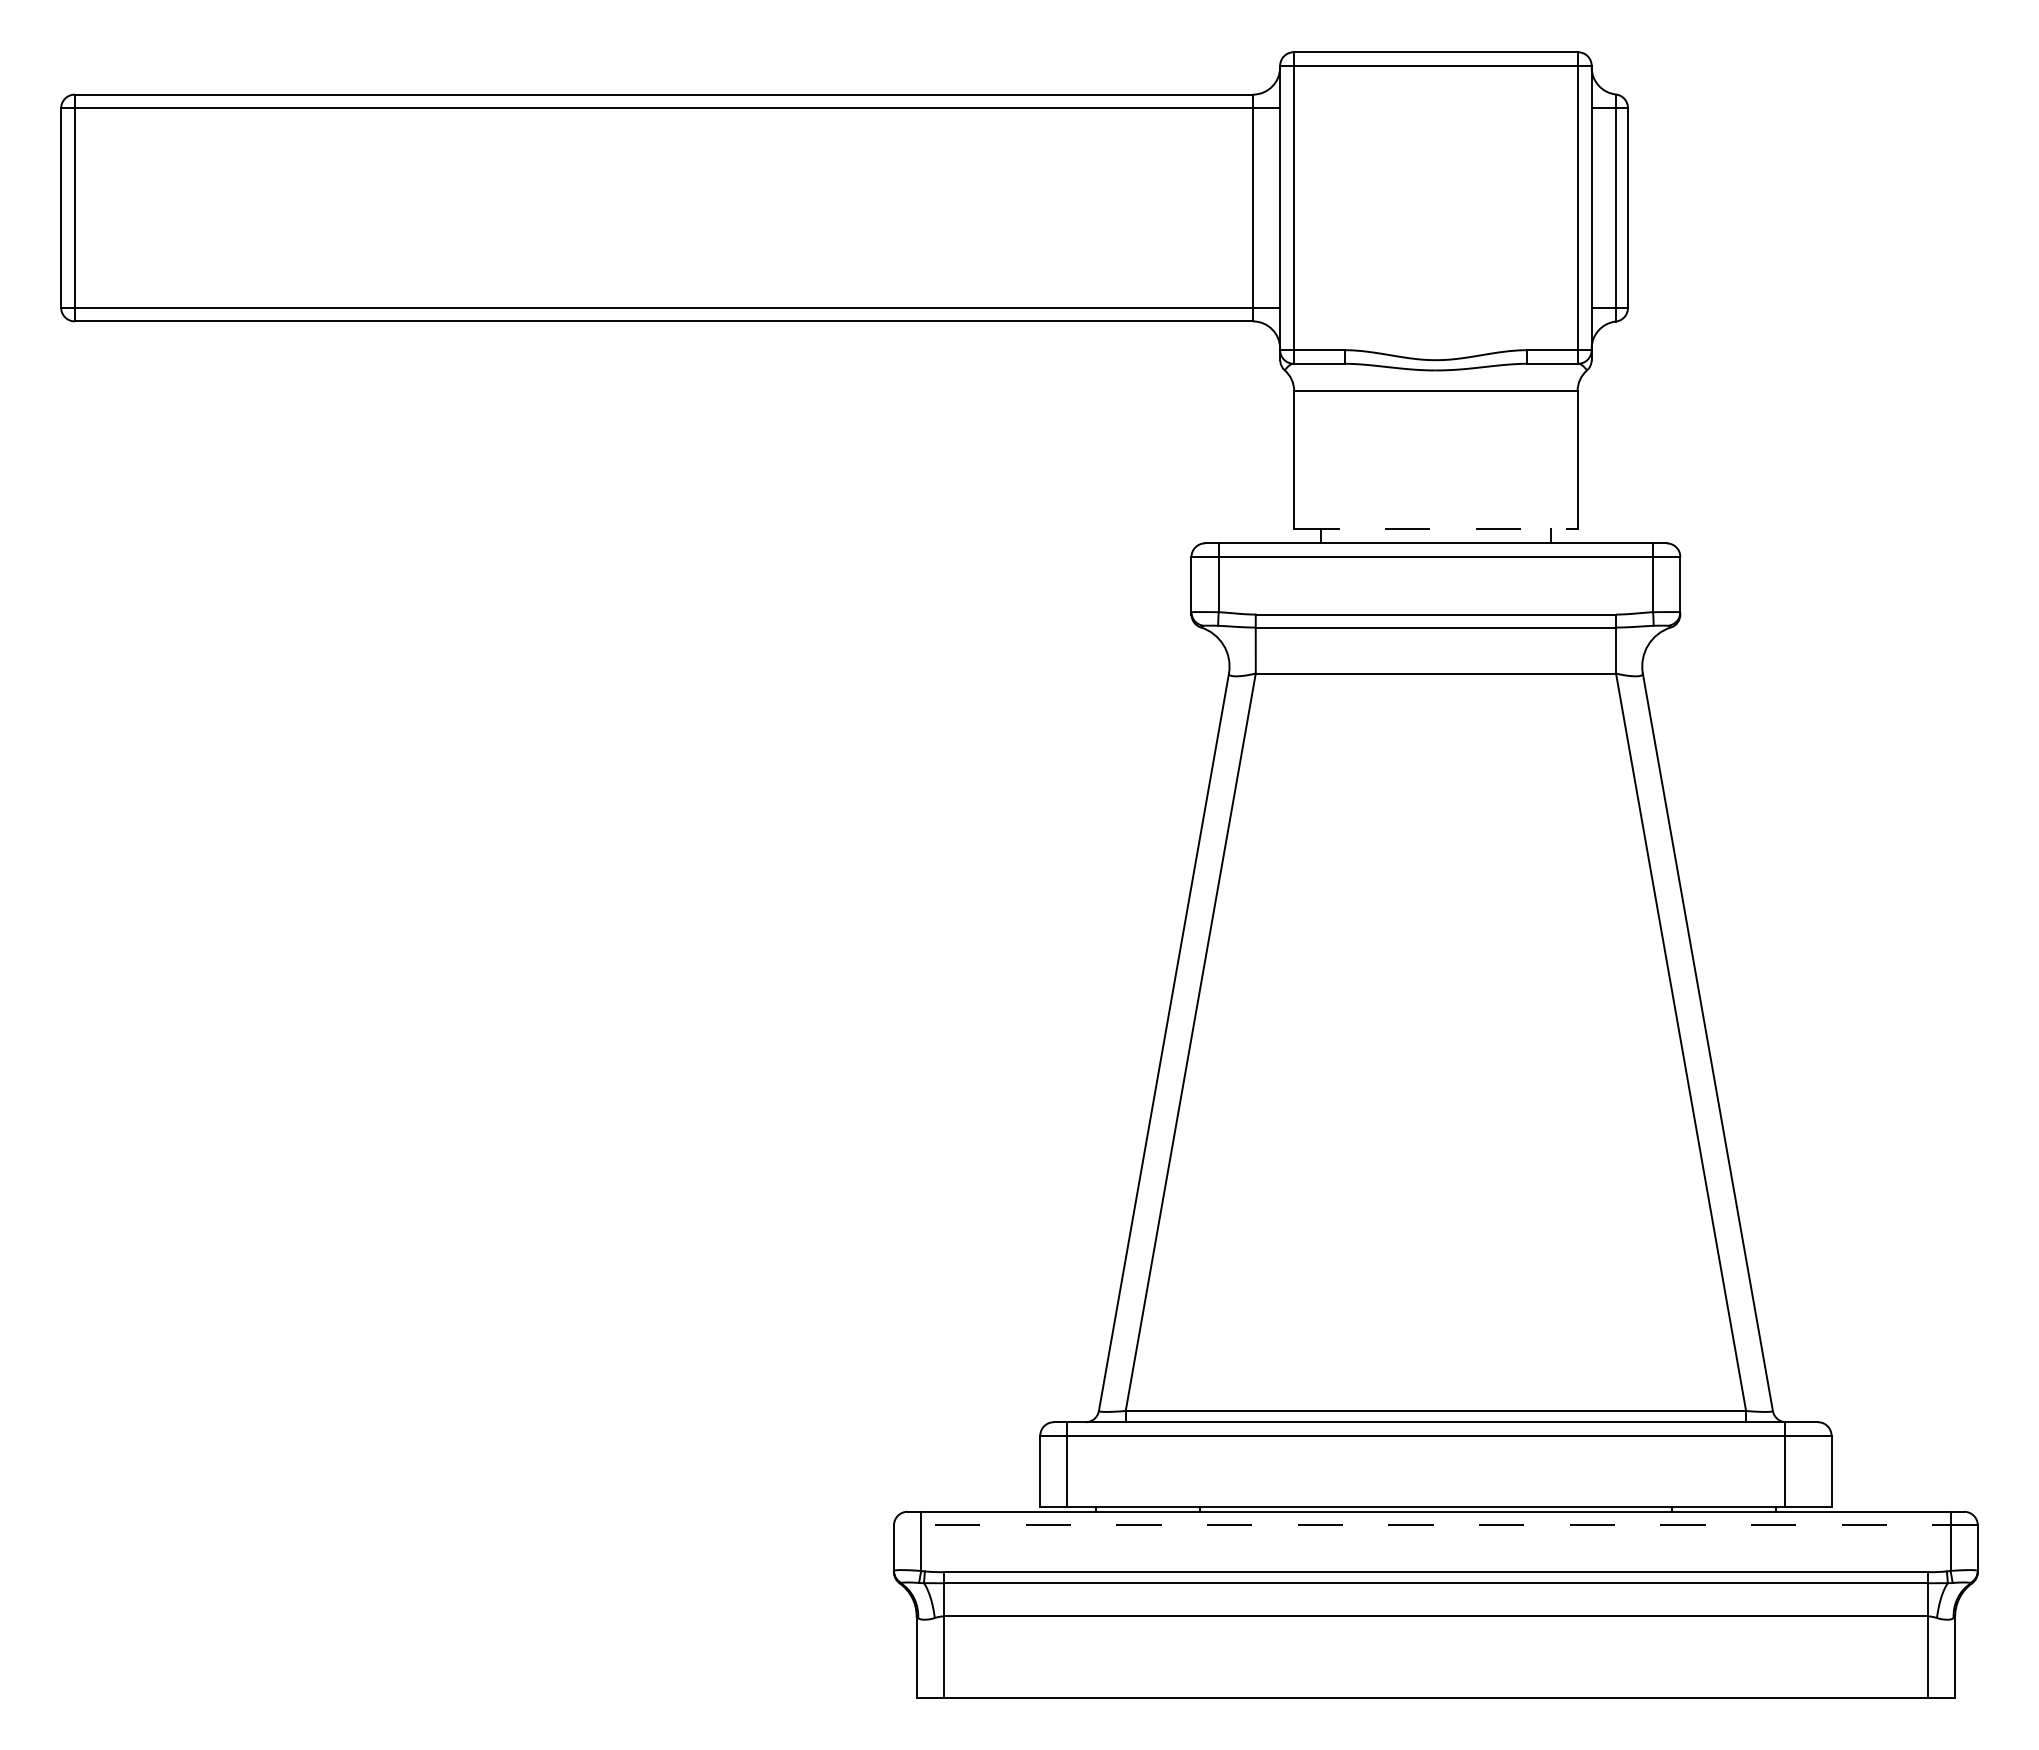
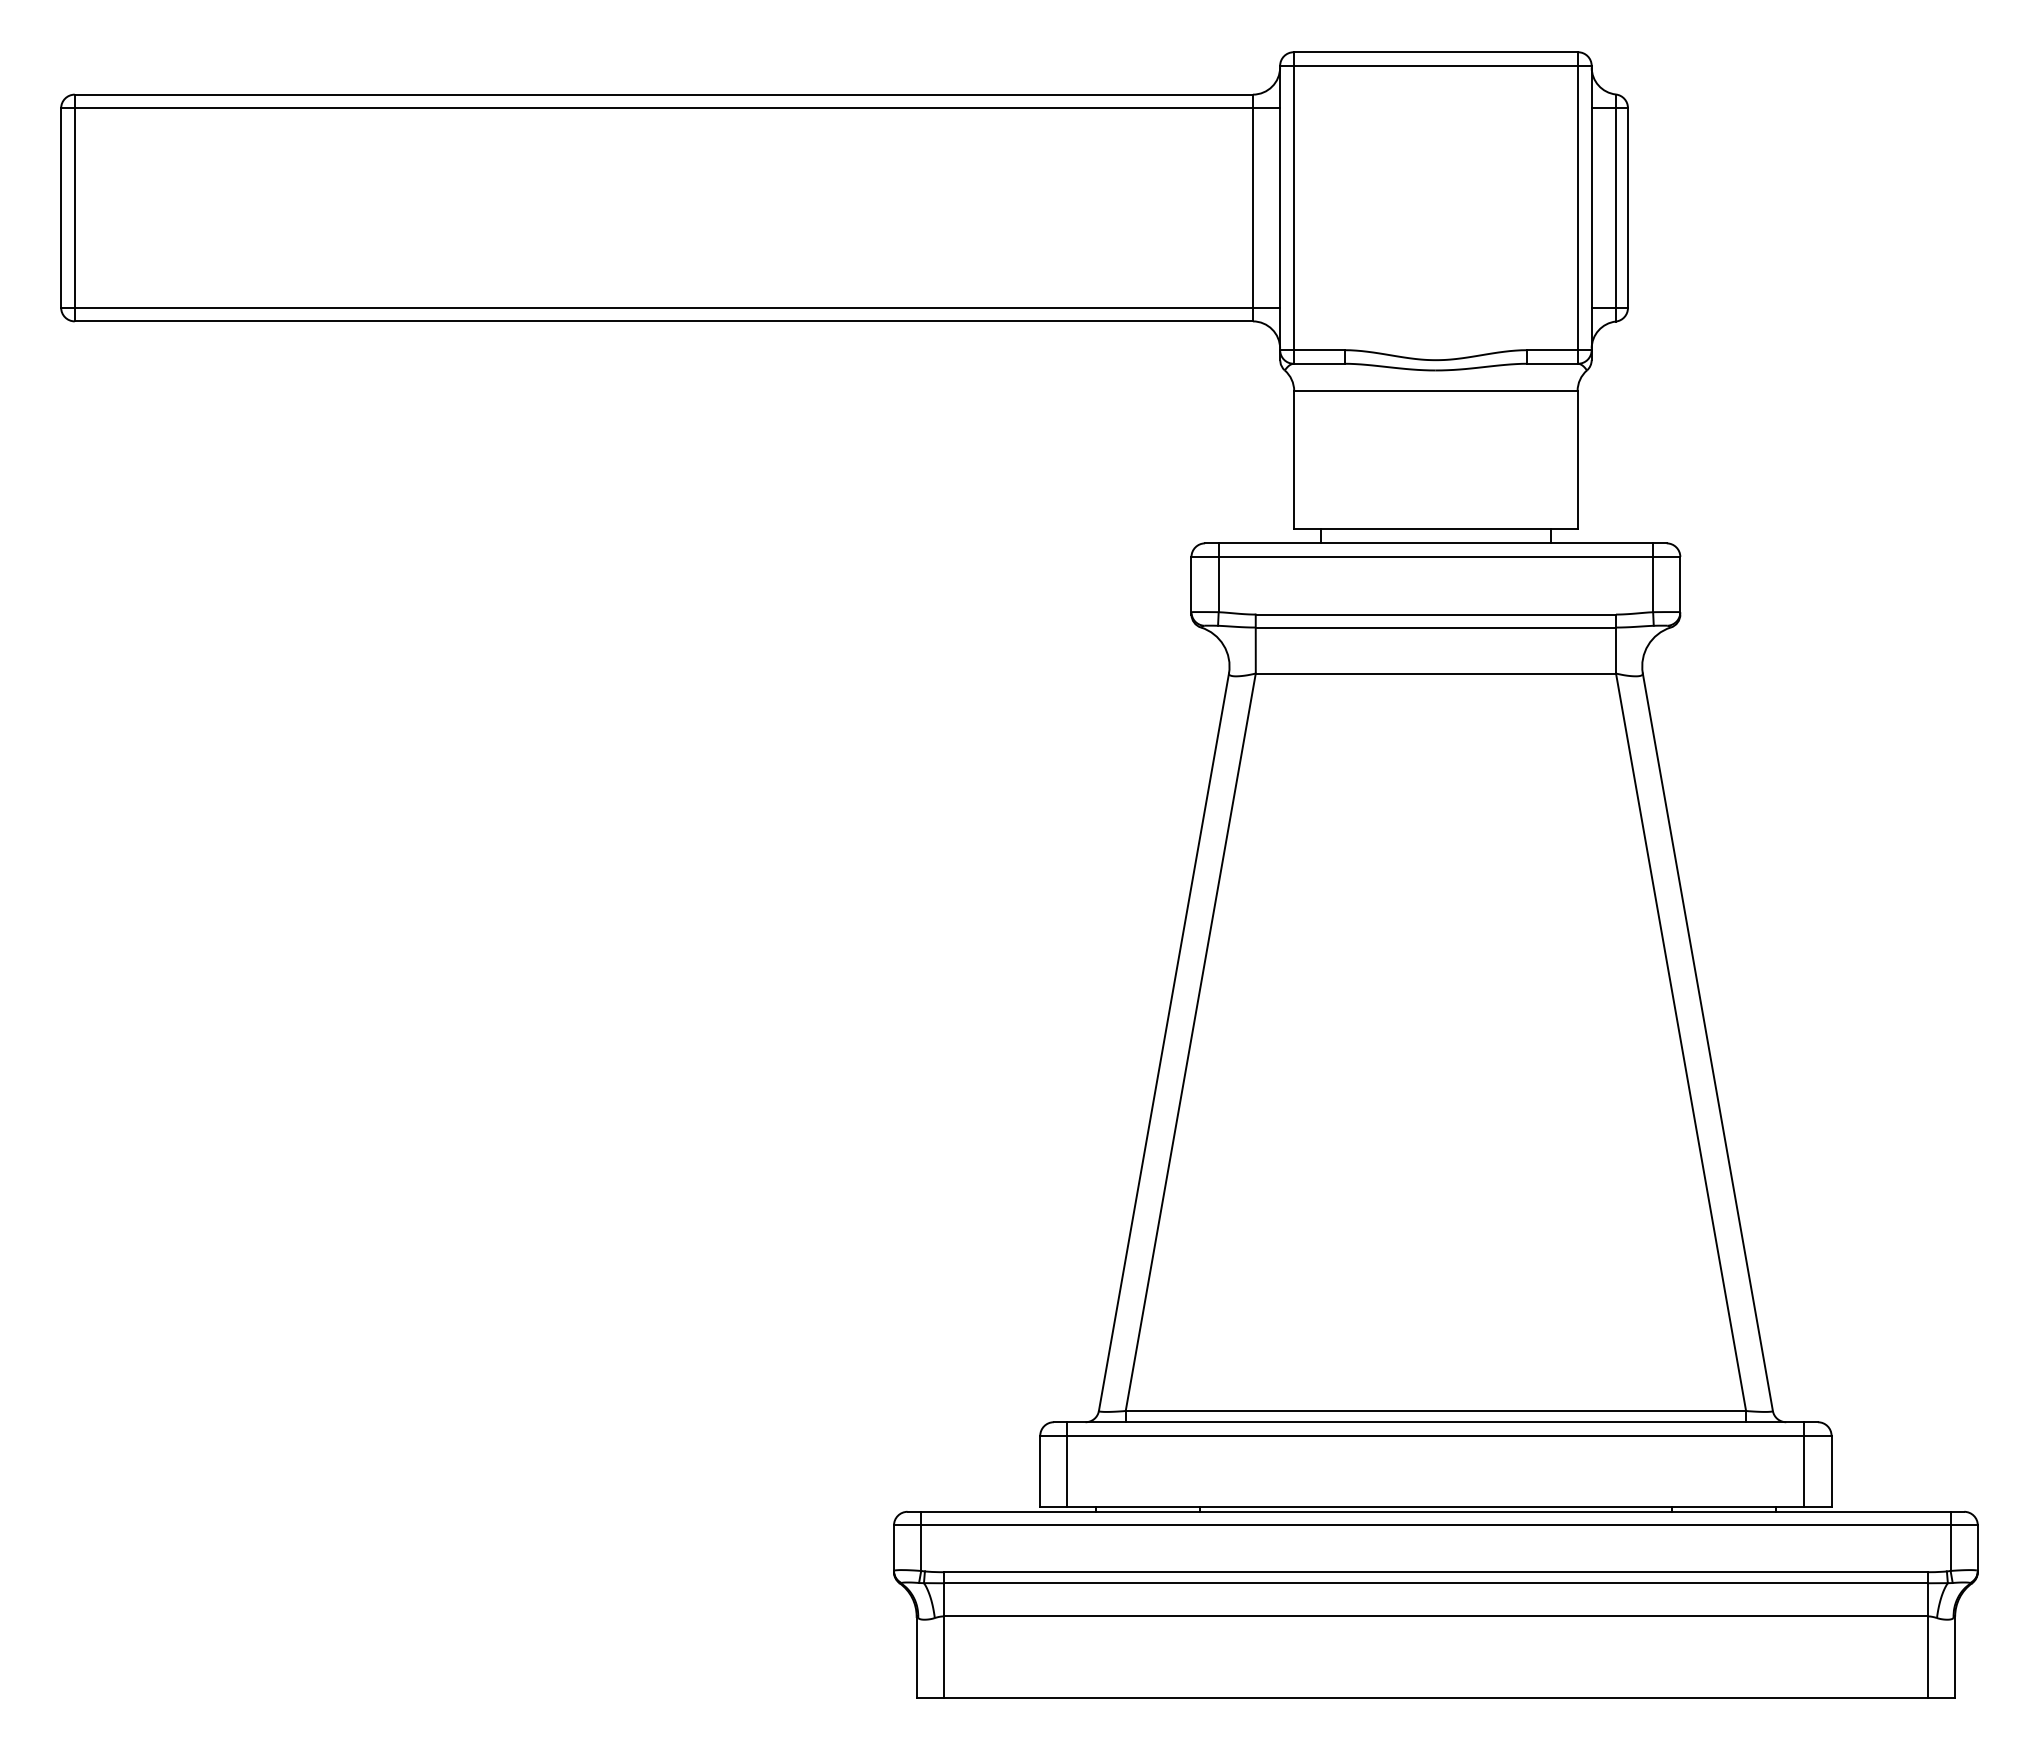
line: dashed -> solid (1435, 529)
line position: (1785, 1464) -> (1804, 1464) (1804, 1464)
line: dashed -> solid (1435, 1525)
